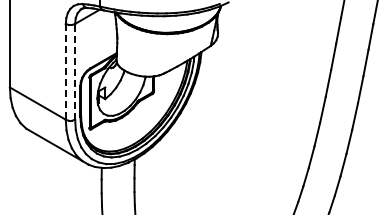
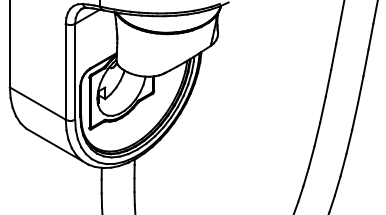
line: dashed -> solid (65, 71)
line: dashed -> solid (75, 71)
